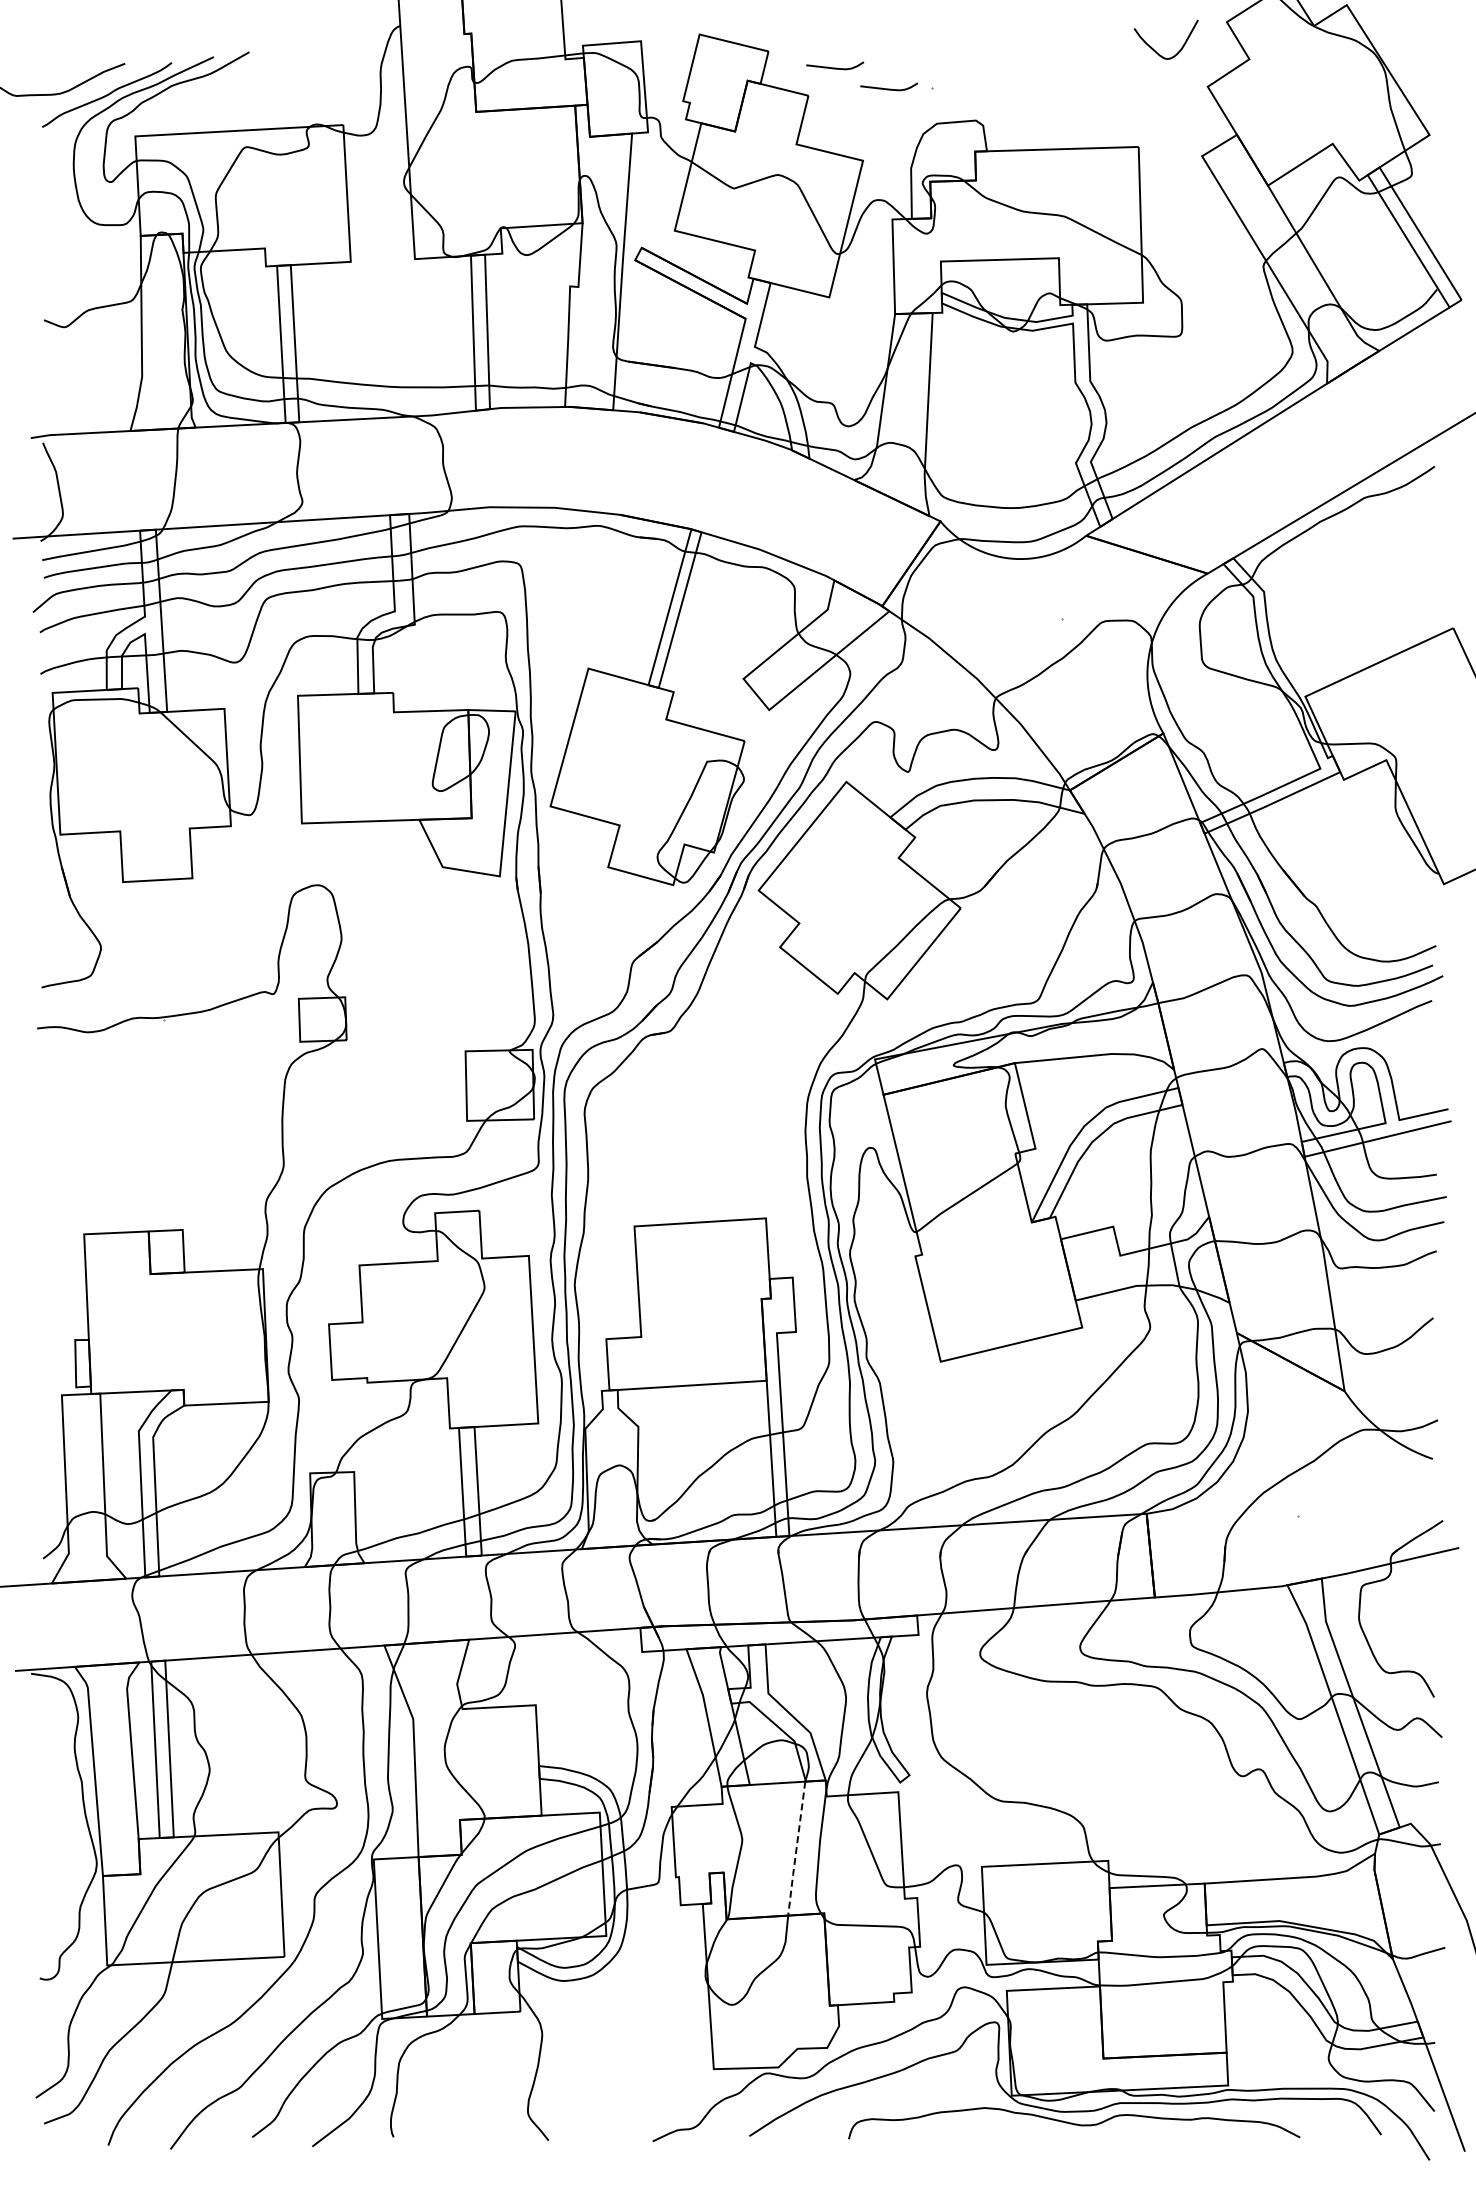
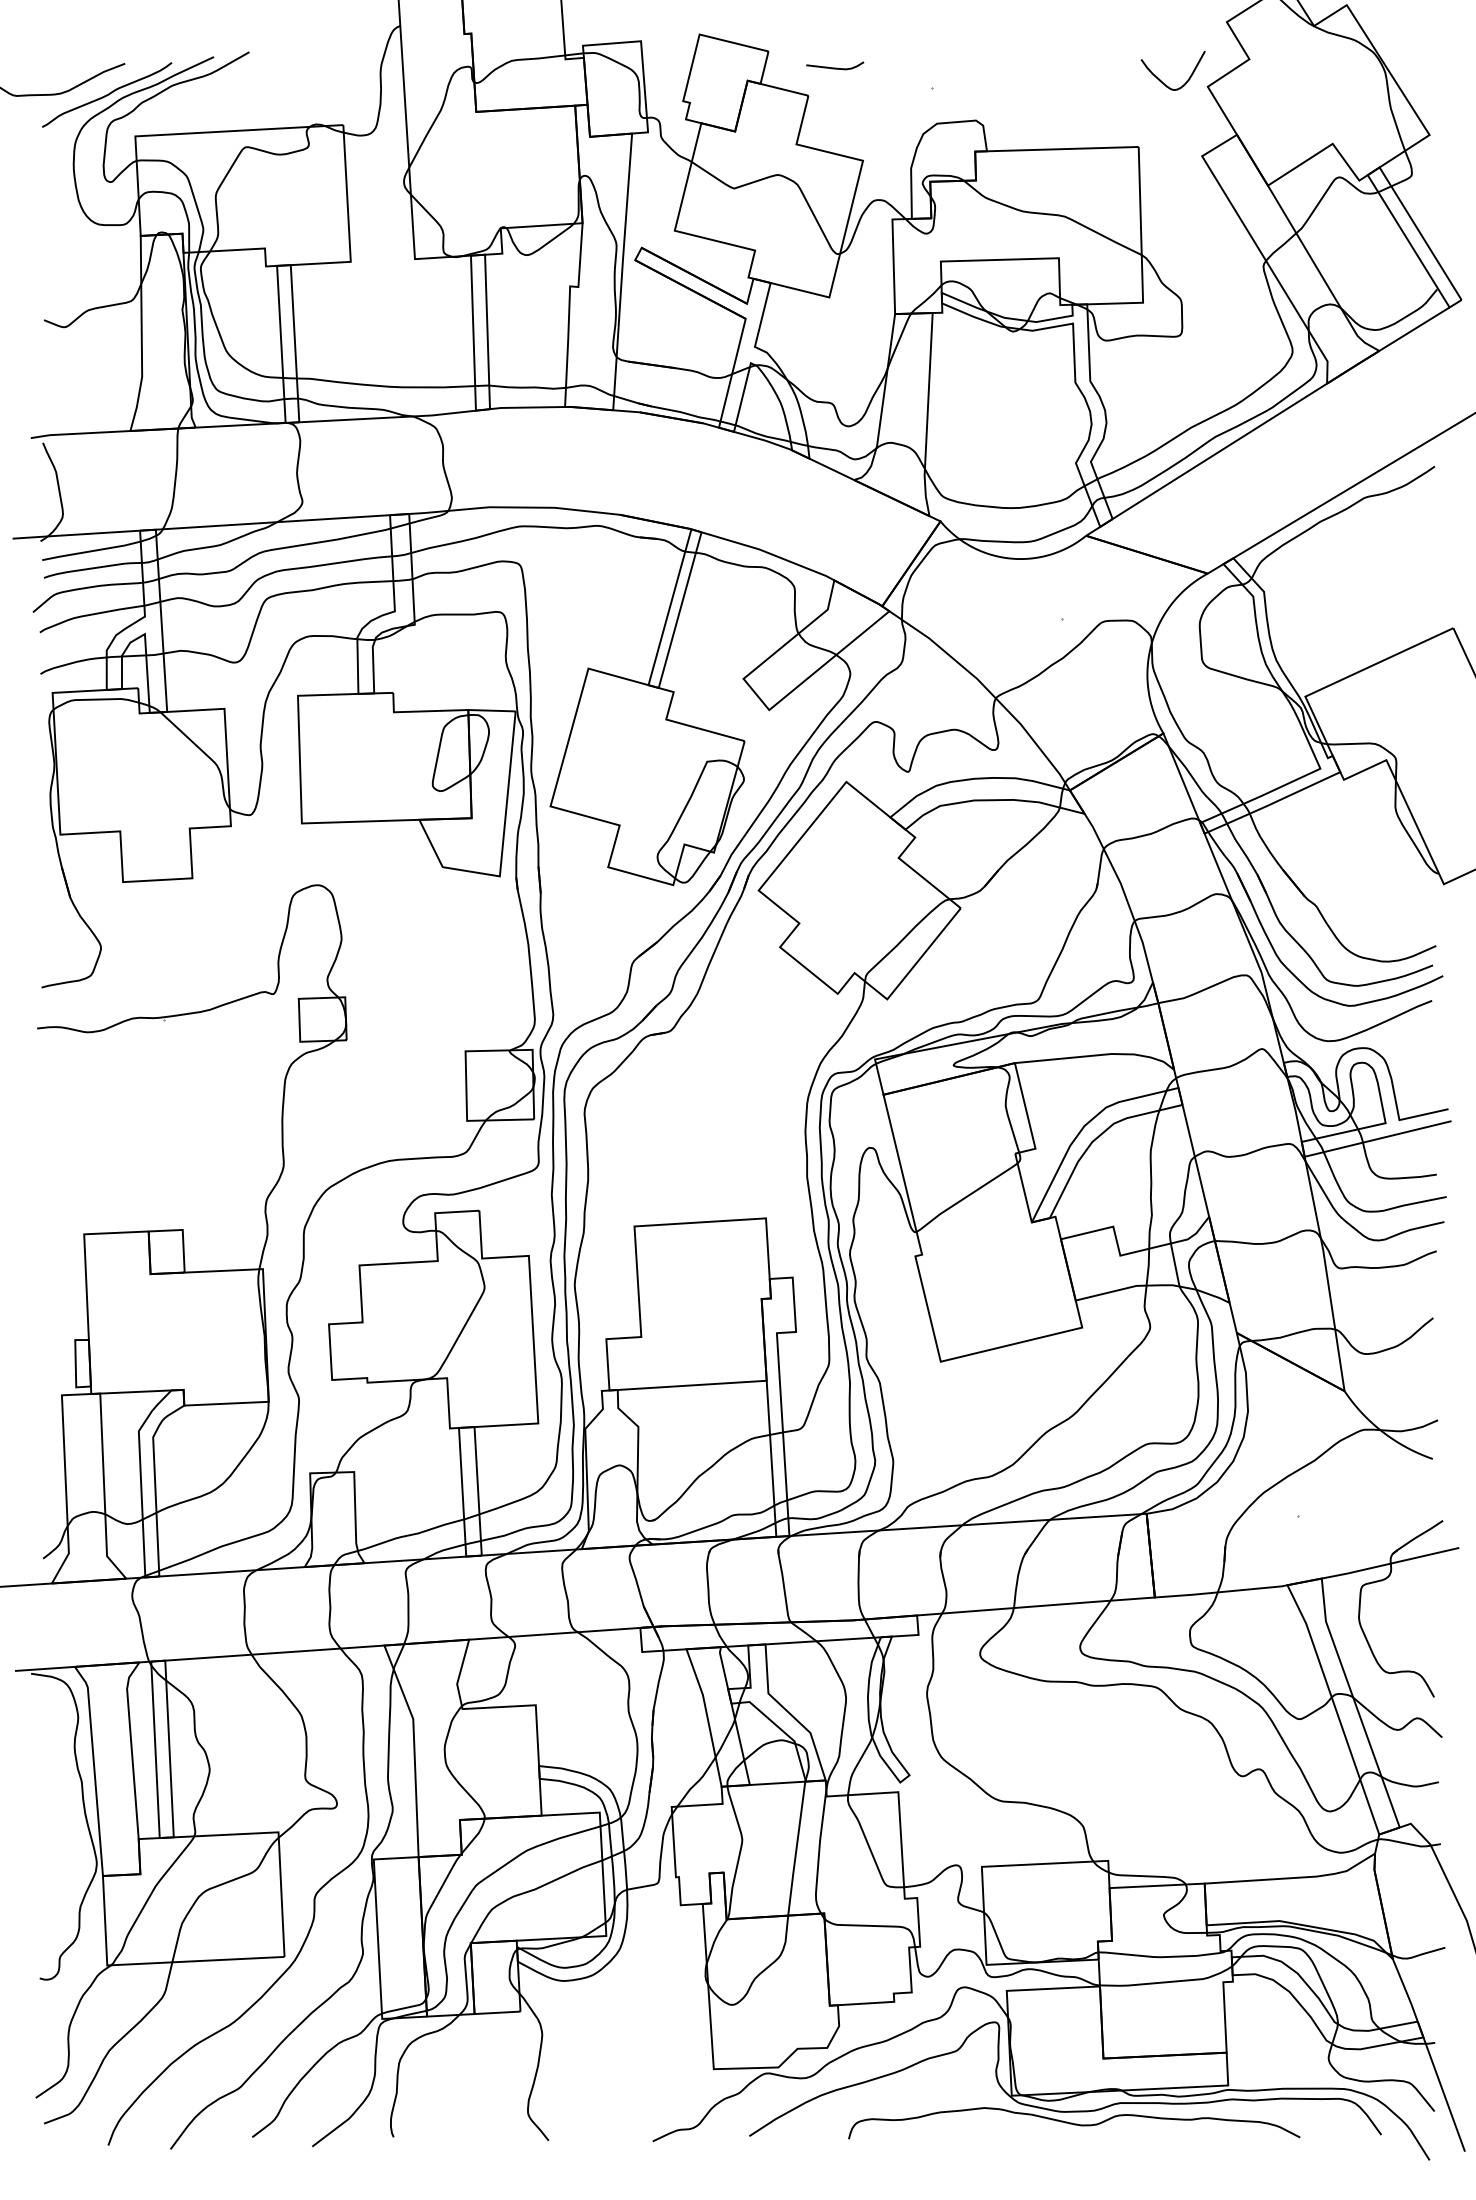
curve position: (1154, 49) -> (1161, 80) (1161, 80)
curve: present -> none (889, 88)
line: dashed -> solid (796, 1849)
